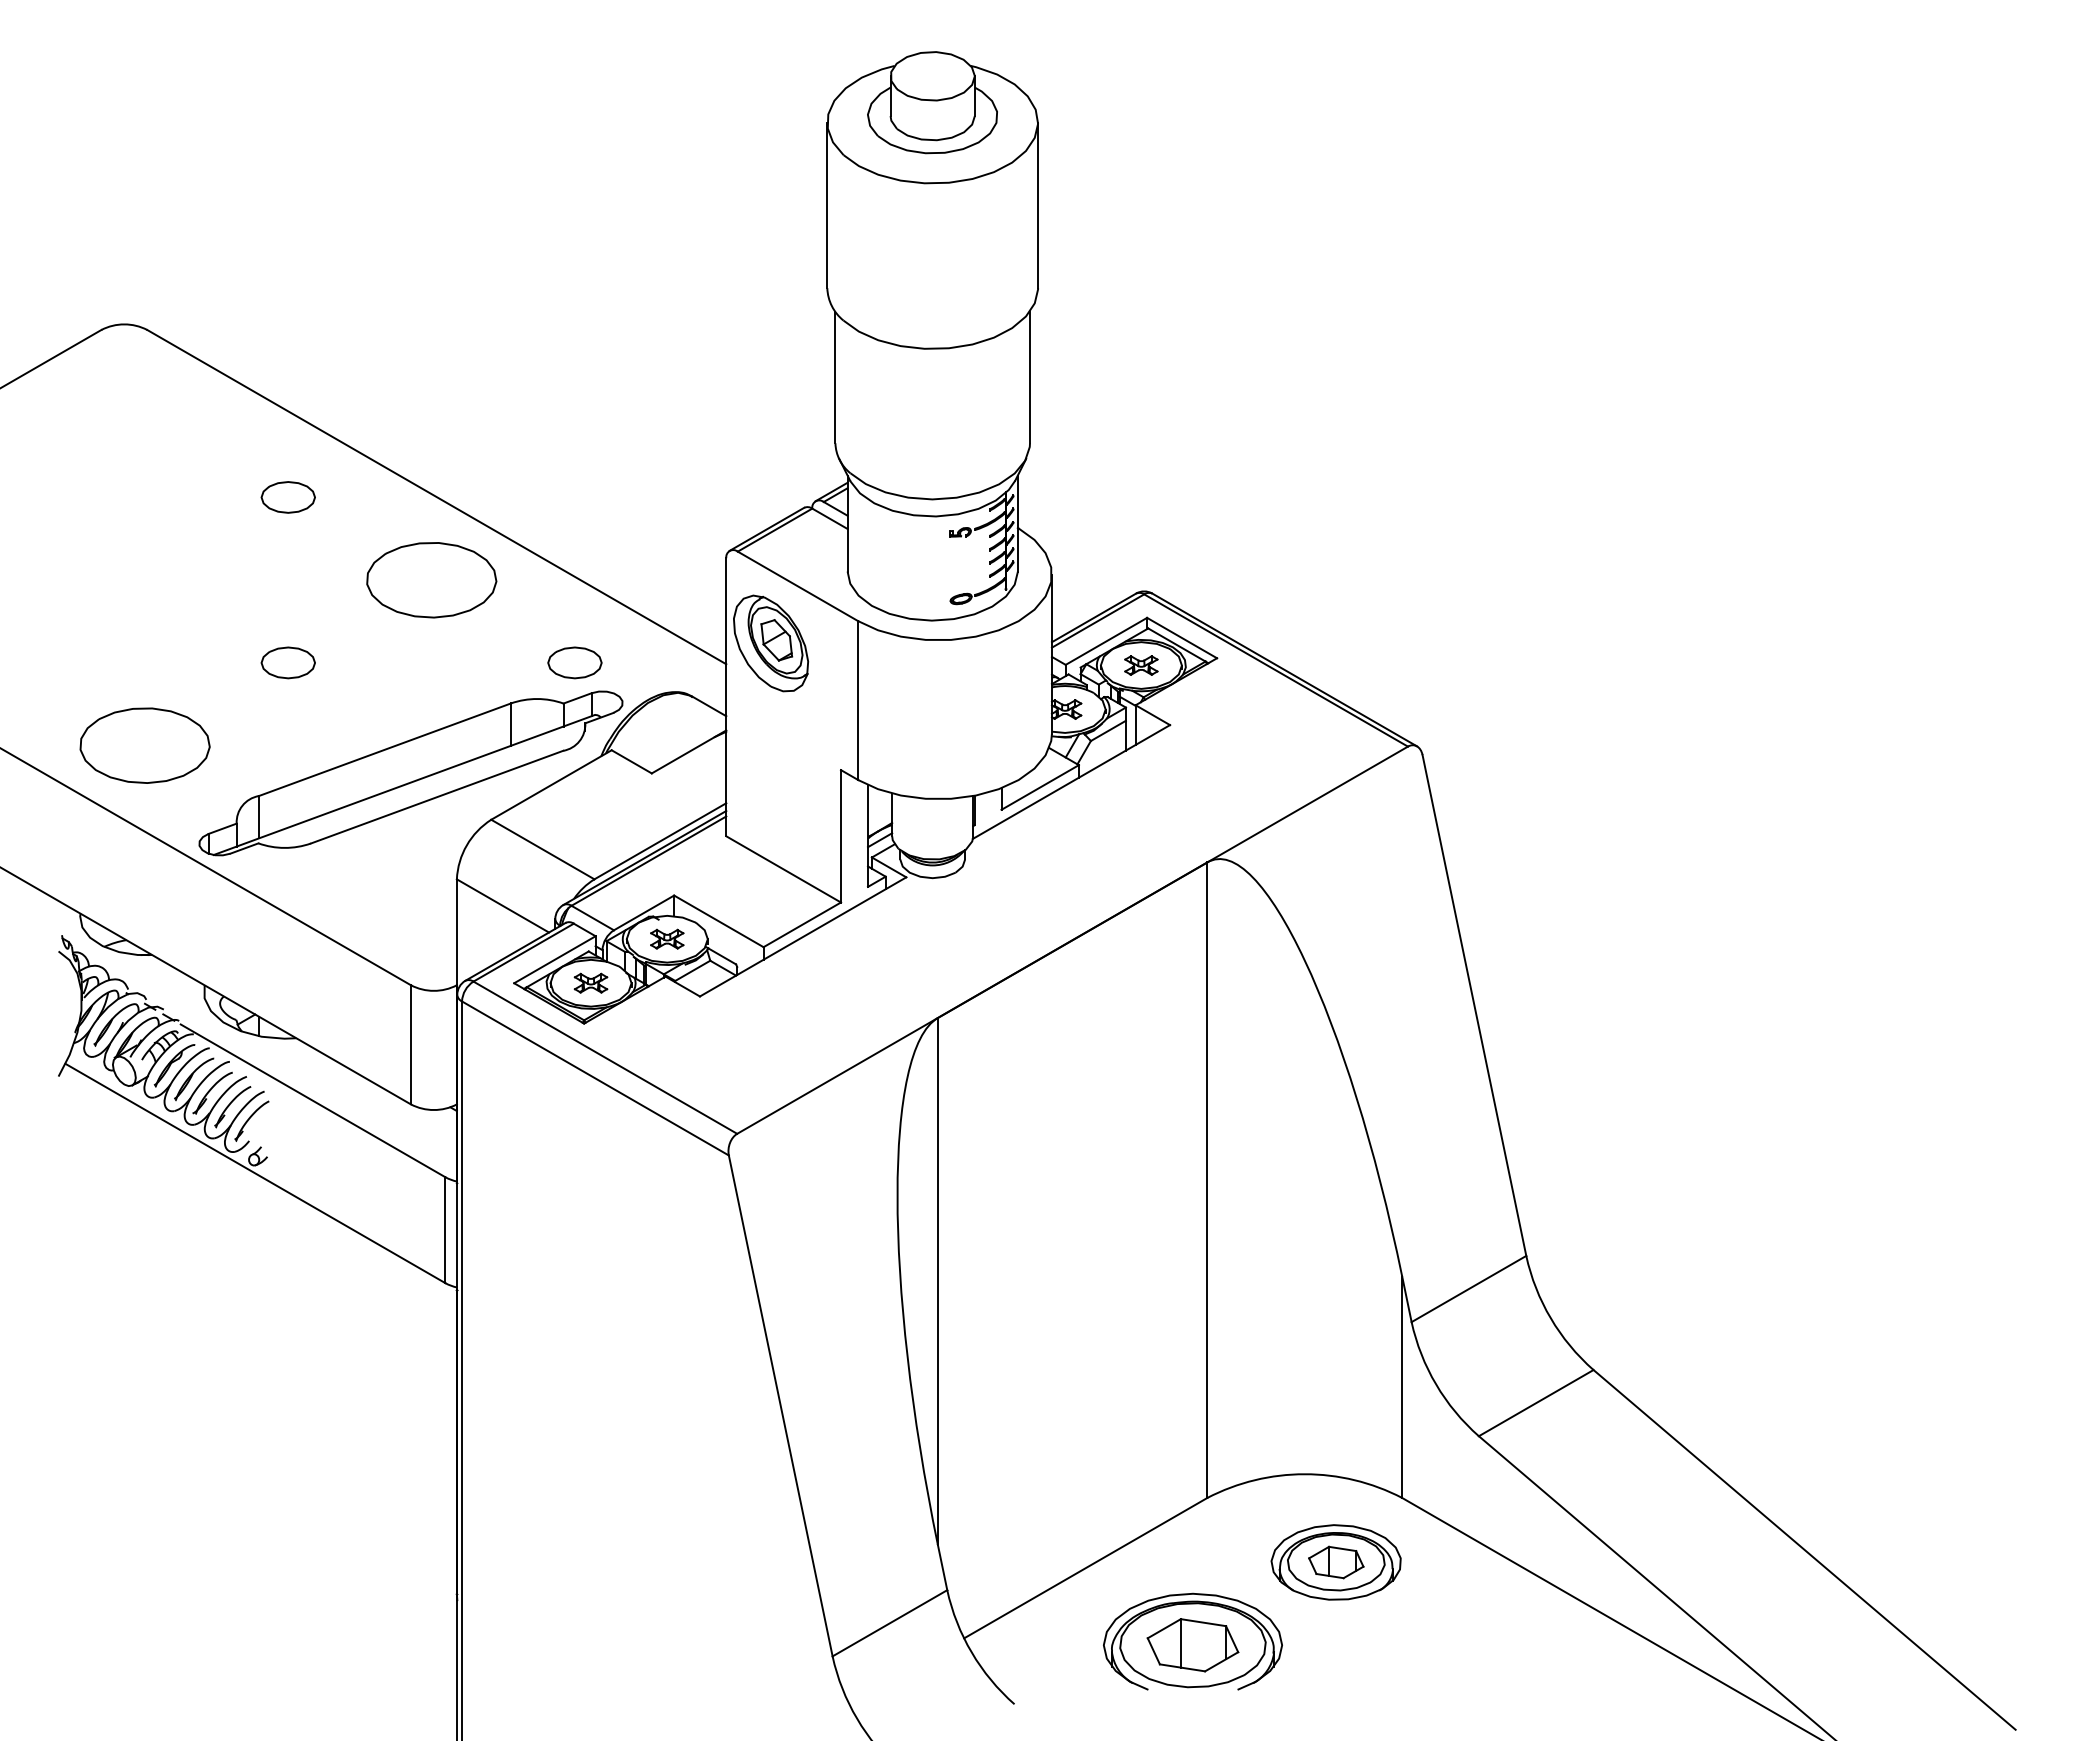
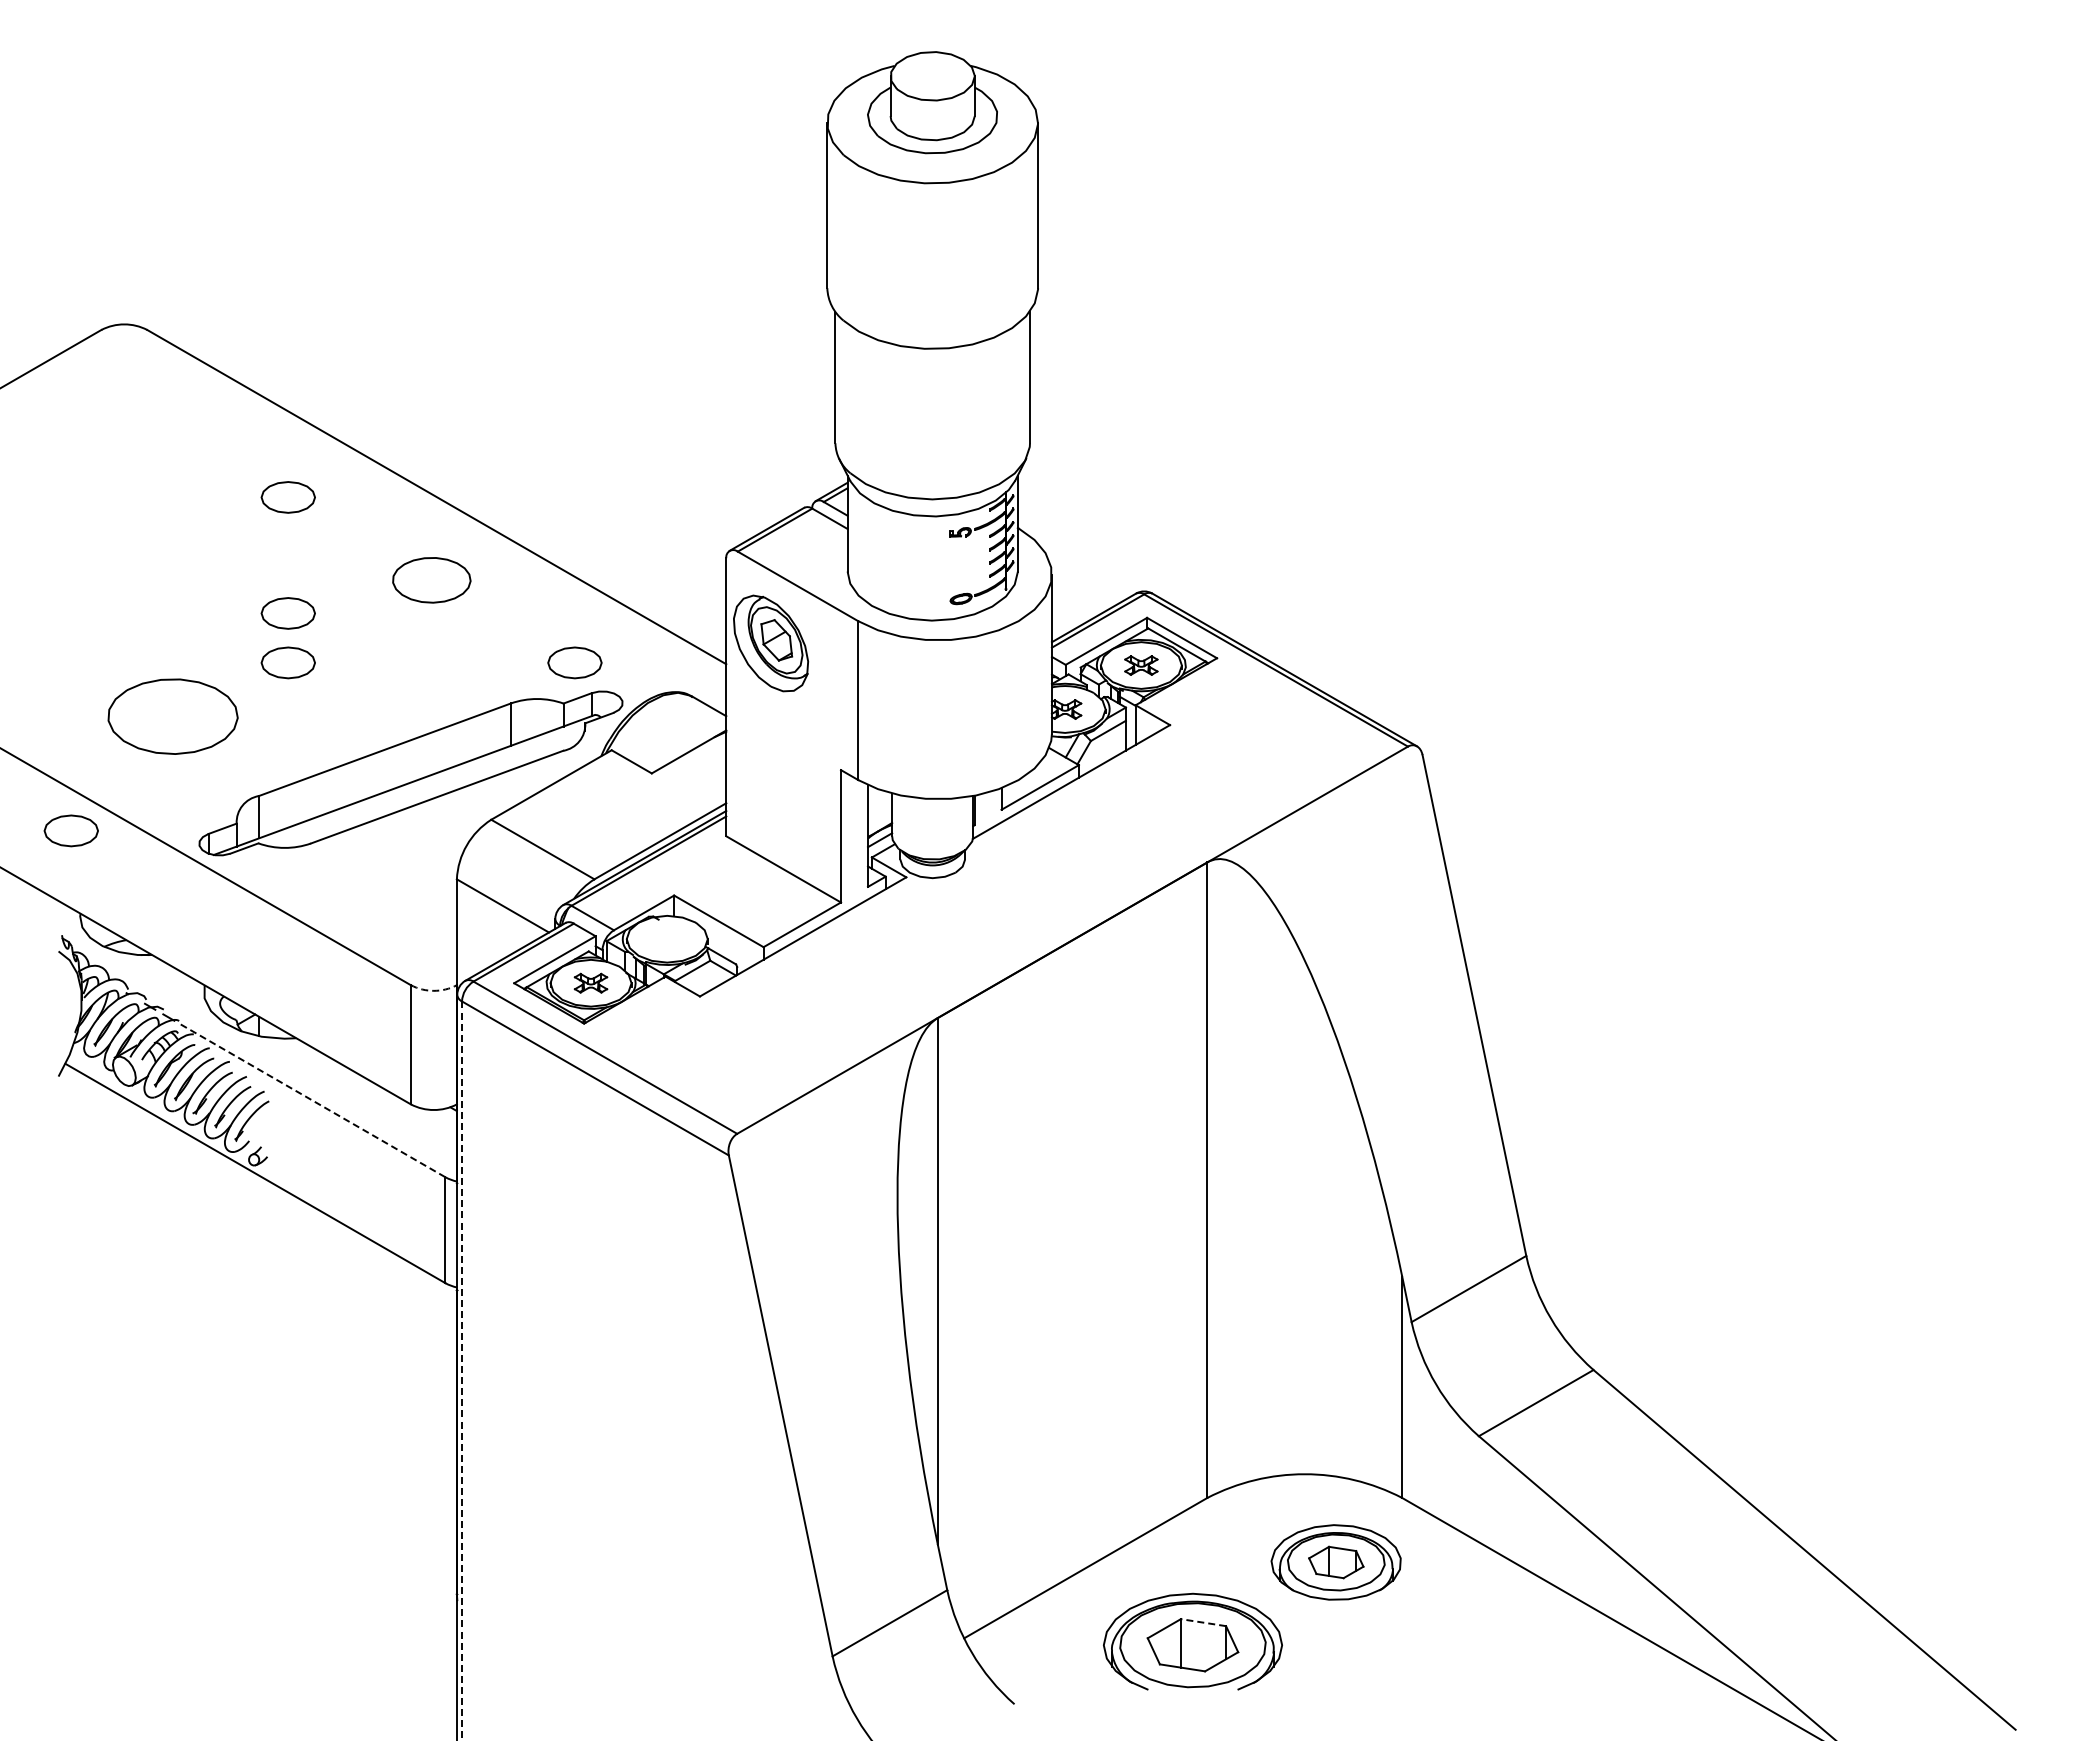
part size: 132x77 px -> 80x47 px (431, 580)
part: none -> present (287, 613)
part position: (144, 745) -> (172, 716) (172, 716)
part: none -> present (70, 830)
part: present -> none (667, 938)
arc: solid -> dashed (433, 990)
line: solid -> dashed (313, 1100)
line: solid -> dashed (462, 1371)
line: solid -> dashed (1203, 1622)
